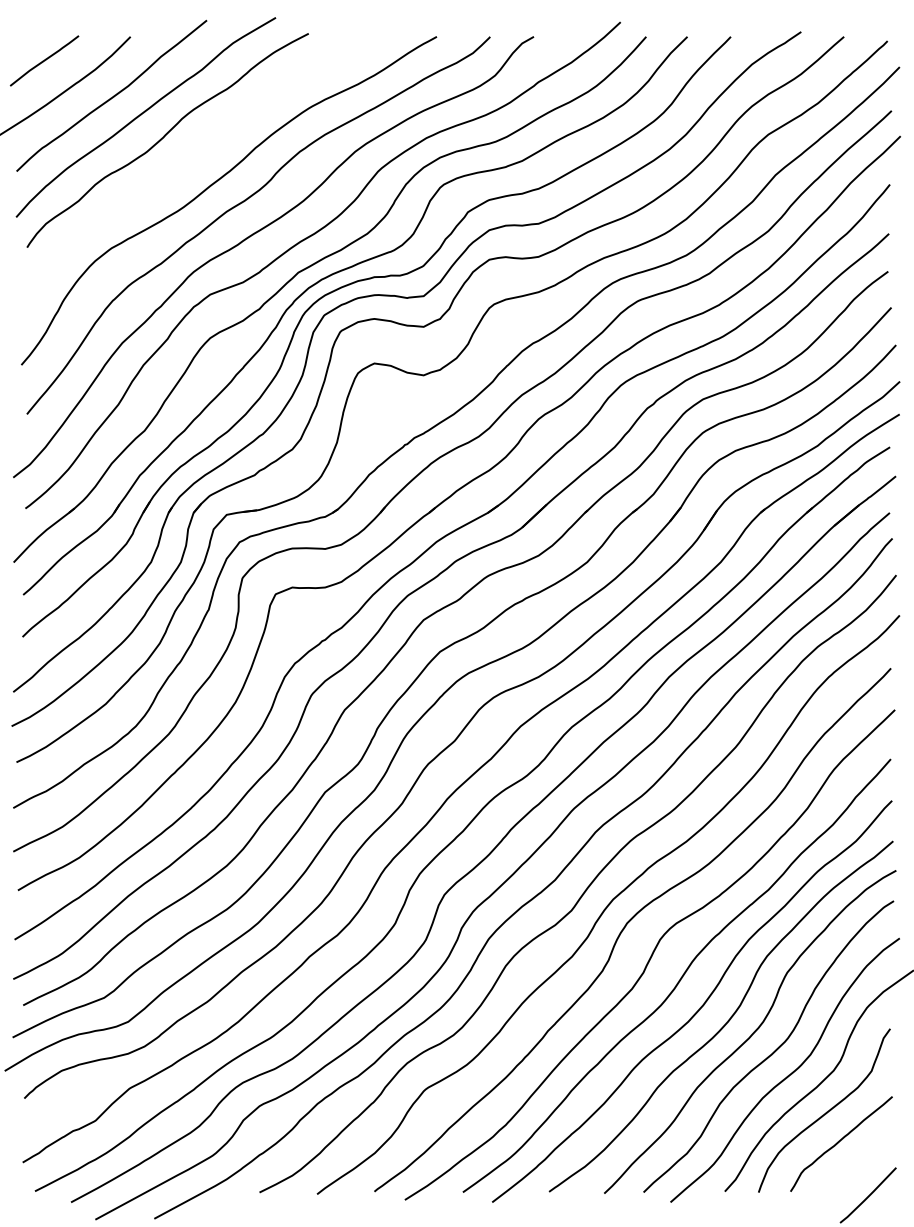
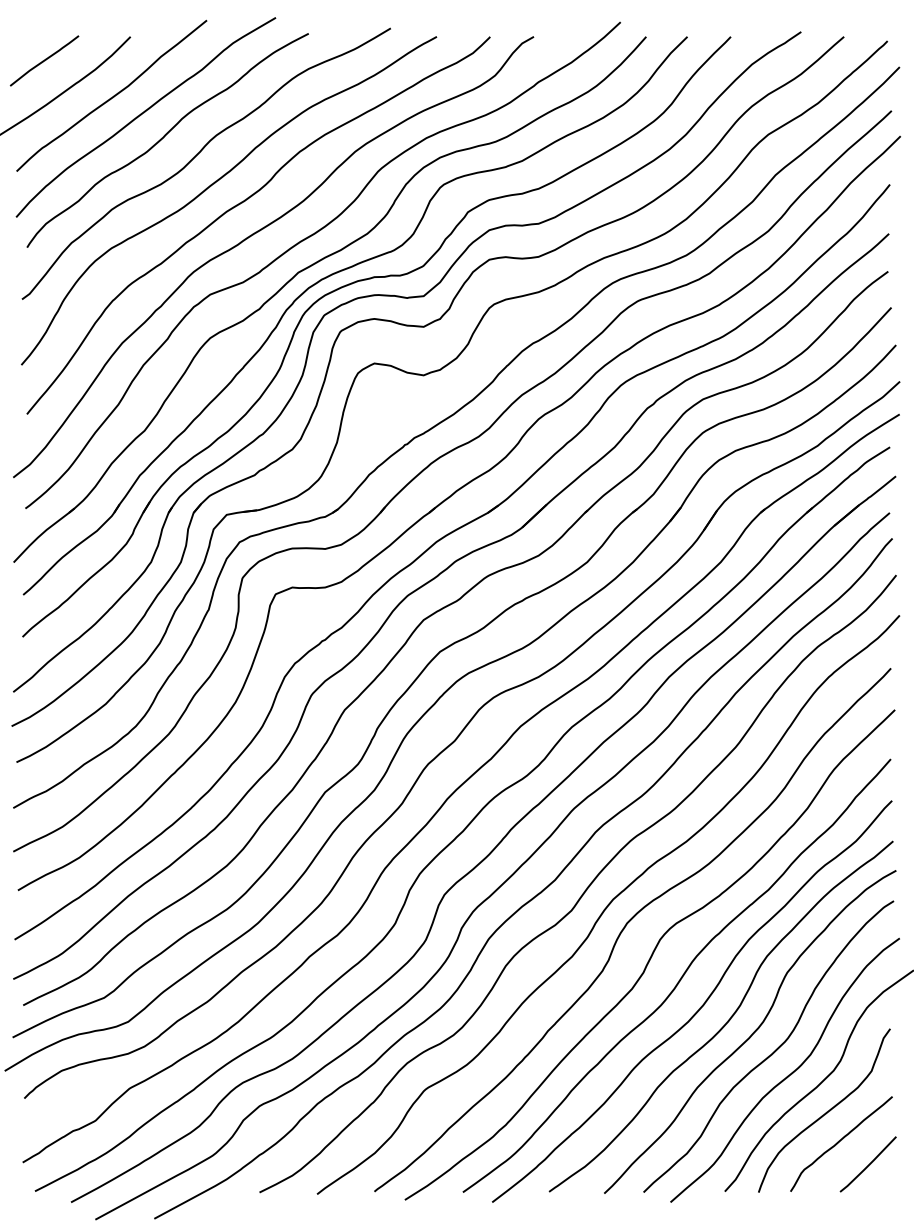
curve: none -> present (197, 155)
line position: (868, 1195) -> (868, 1164) (868, 1164)
